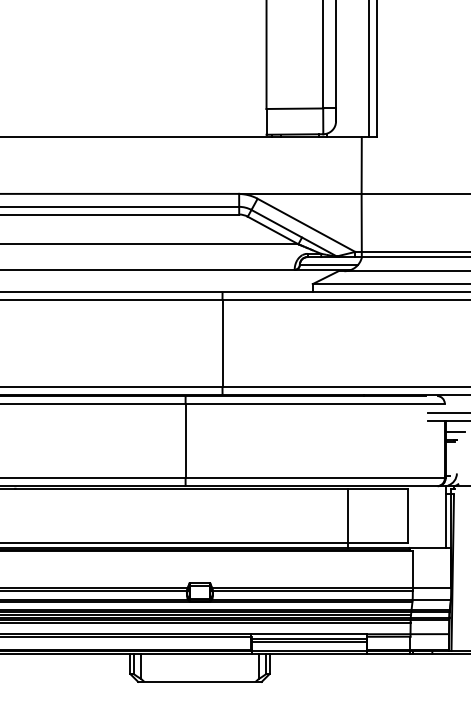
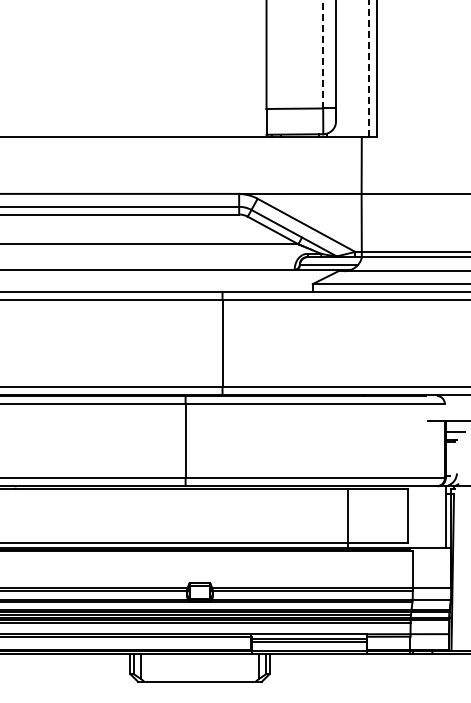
line: solid -> dashed (323, 54)
line: solid -> dashed (369, 68)
line: present -> none (447, 412)
